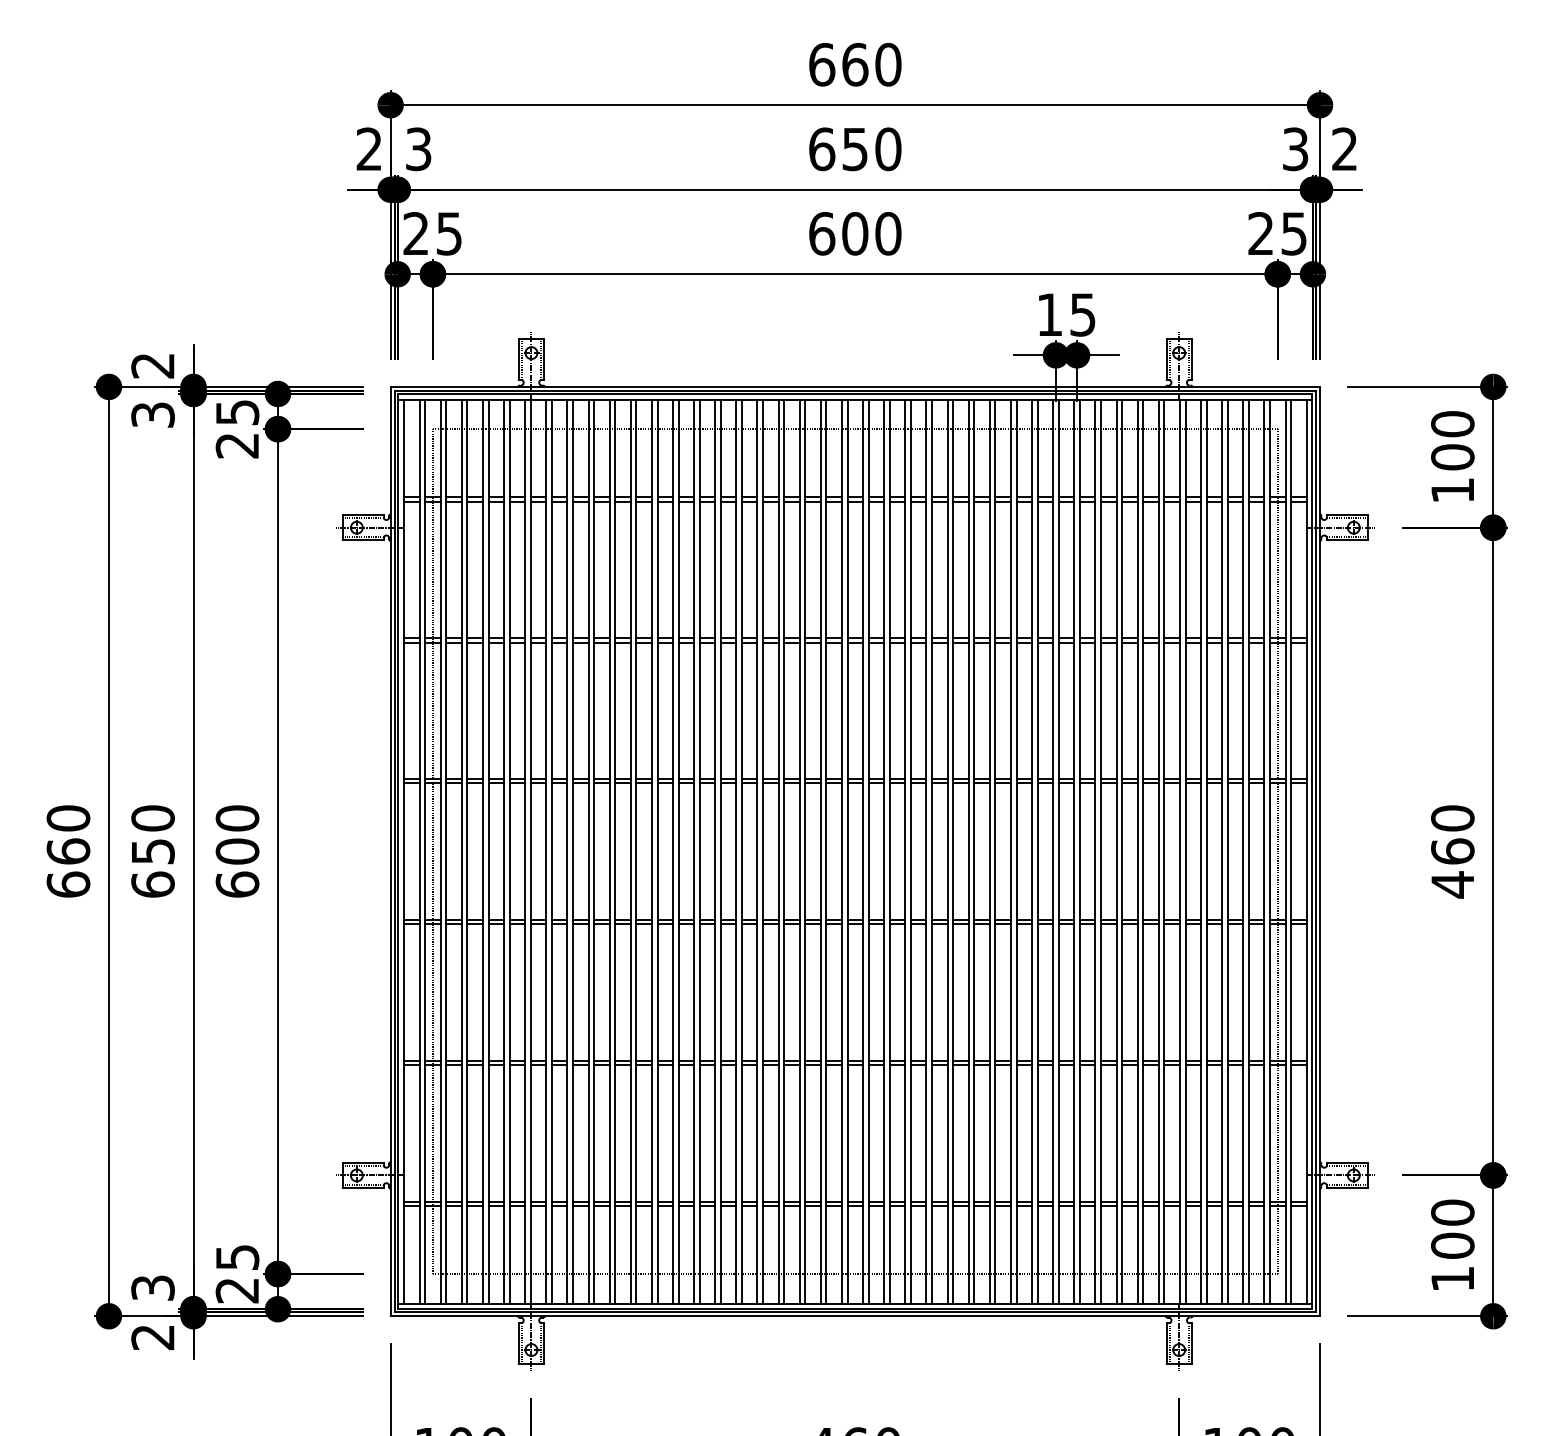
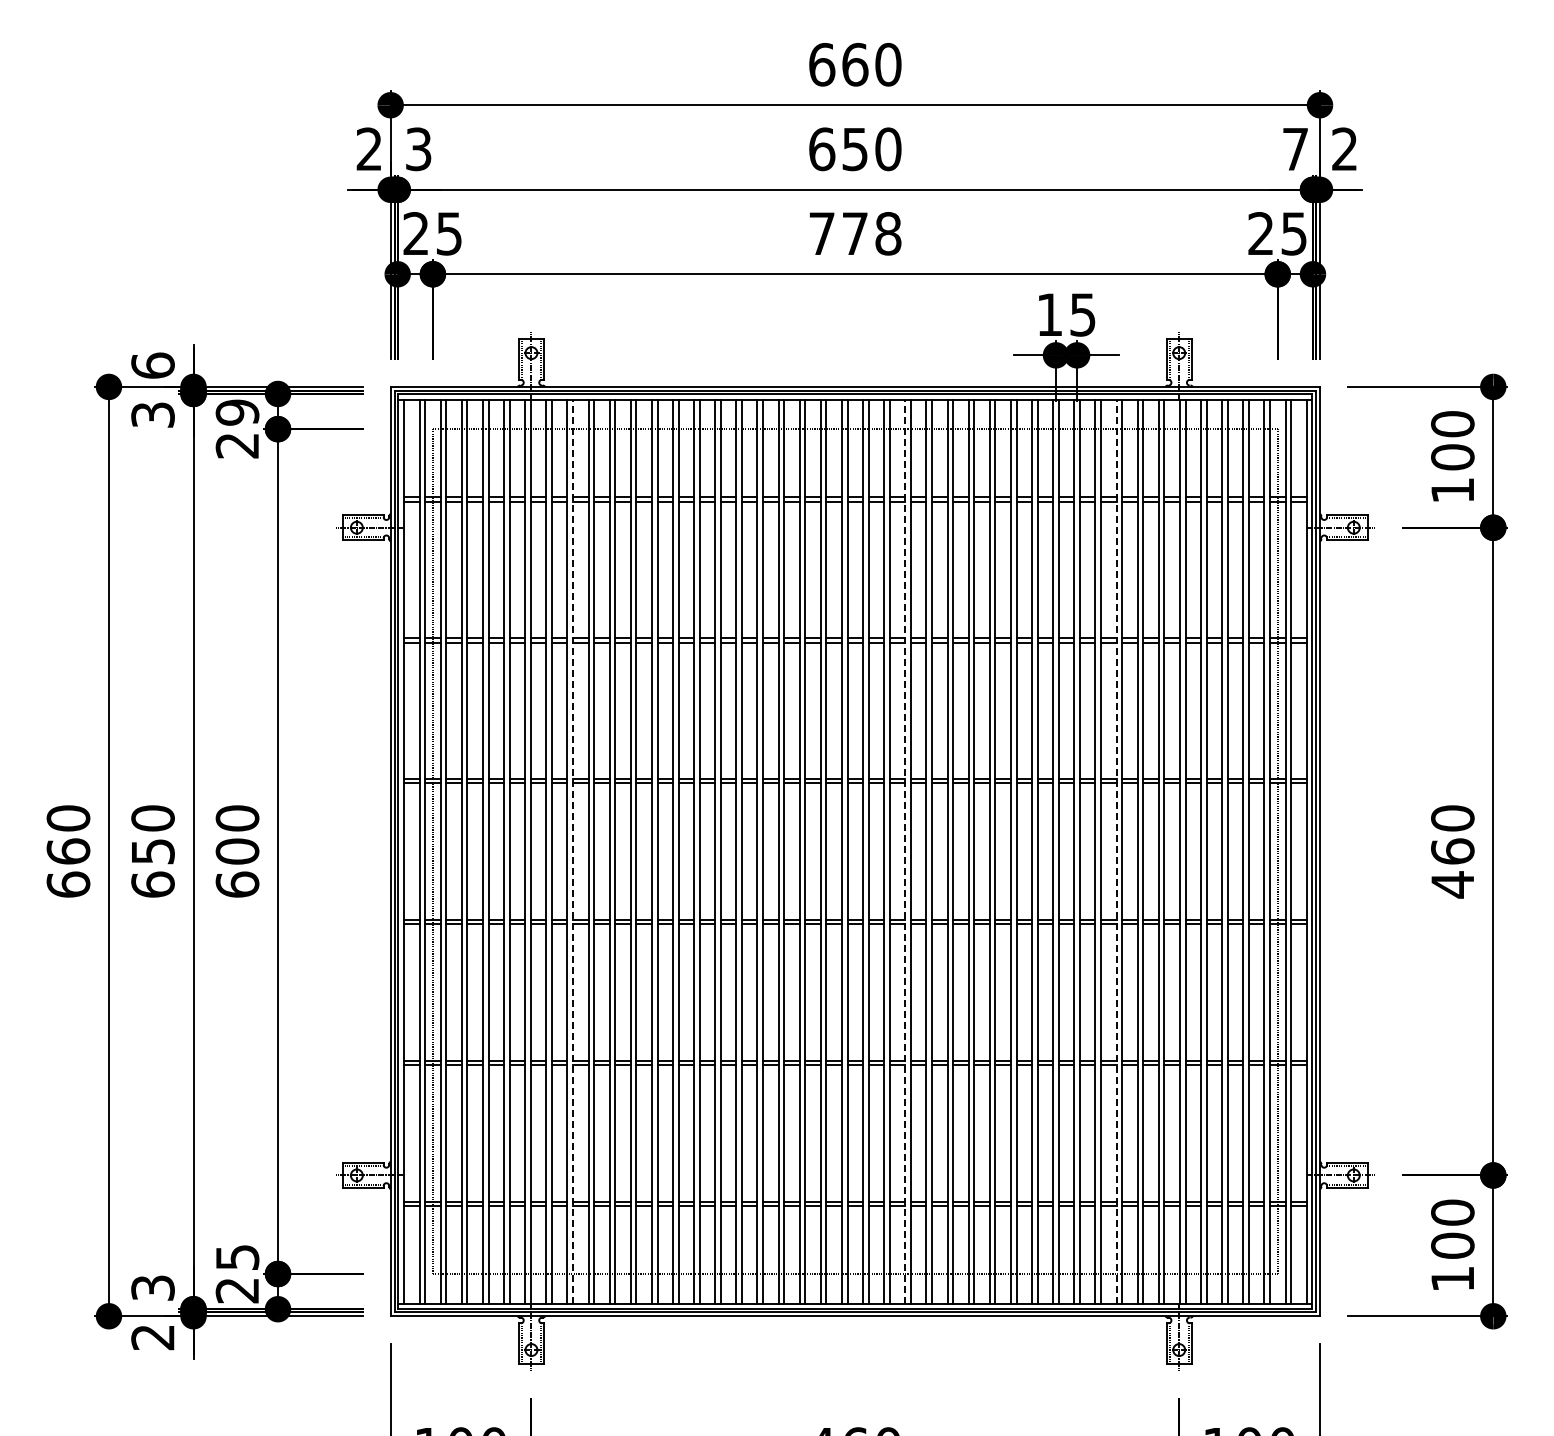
text: 3 -> 7 (1295, 149)
text: 600 -> 778 (855, 233)
text: 2 -> 6 (152, 365)
text: 25 -> 29 (237, 412)
line: solid -> dashed (573, 851)
line: solid -> dashed (905, 851)
line: solid -> dashed (1116, 851)
